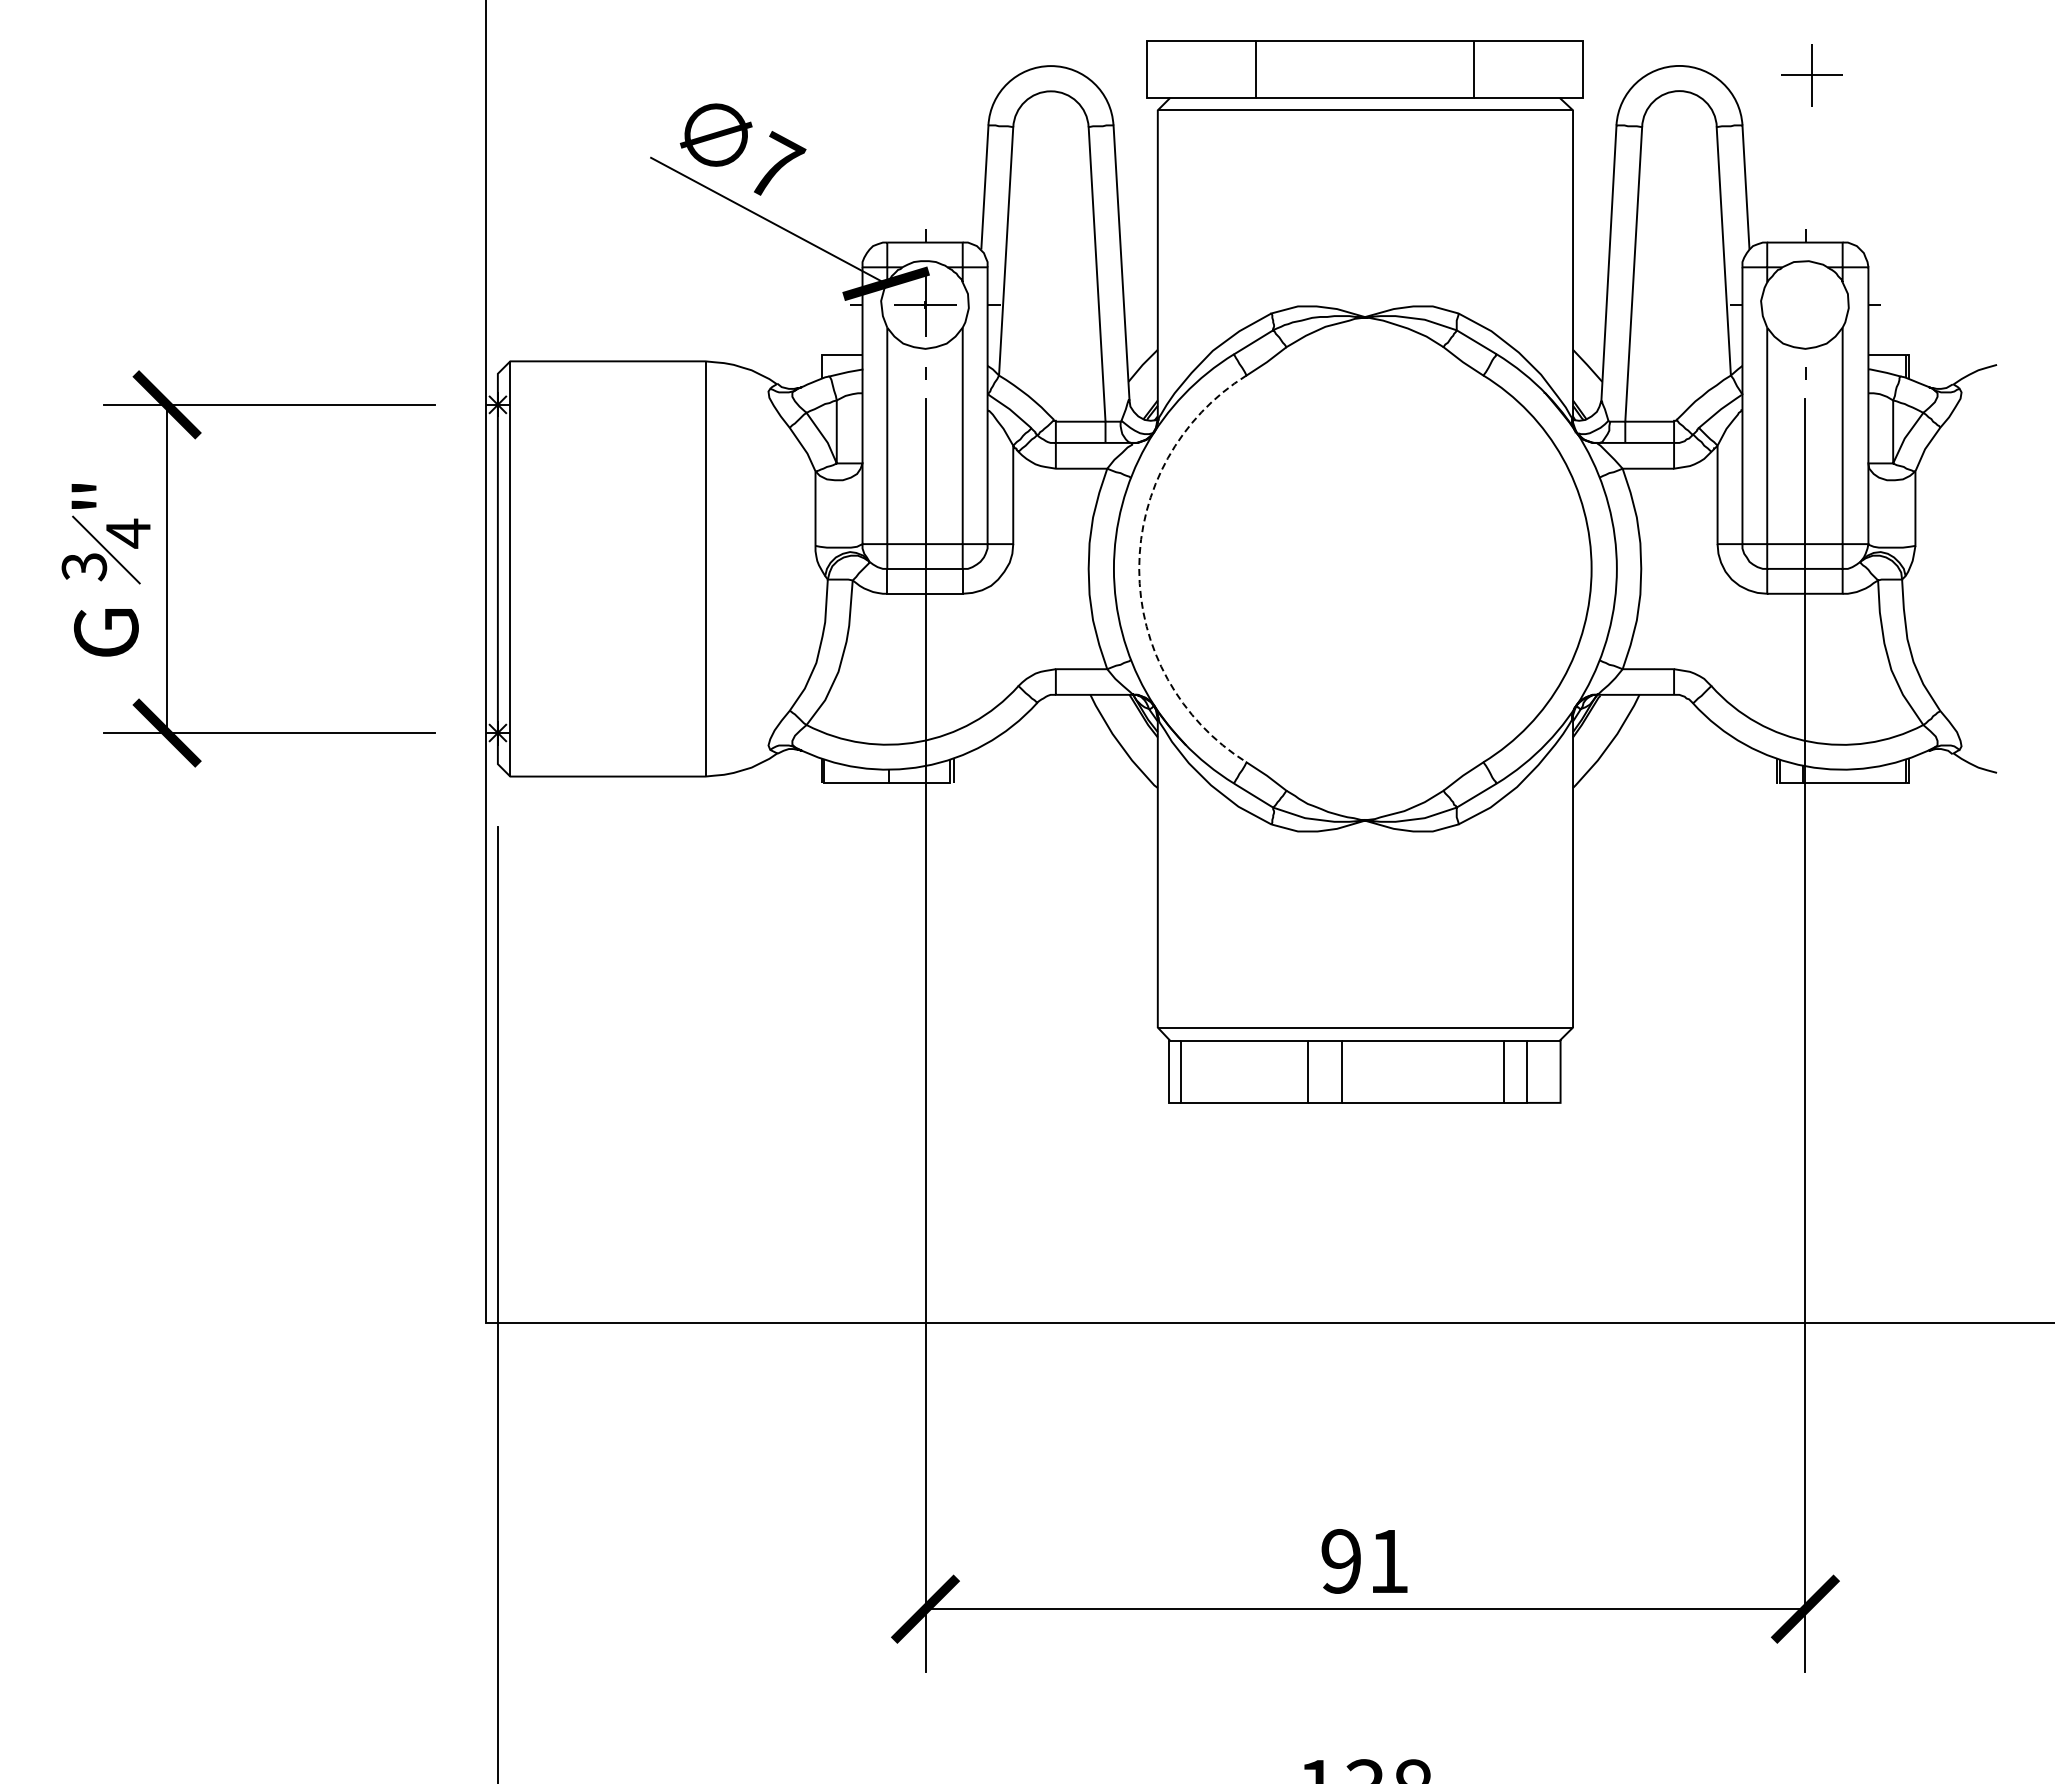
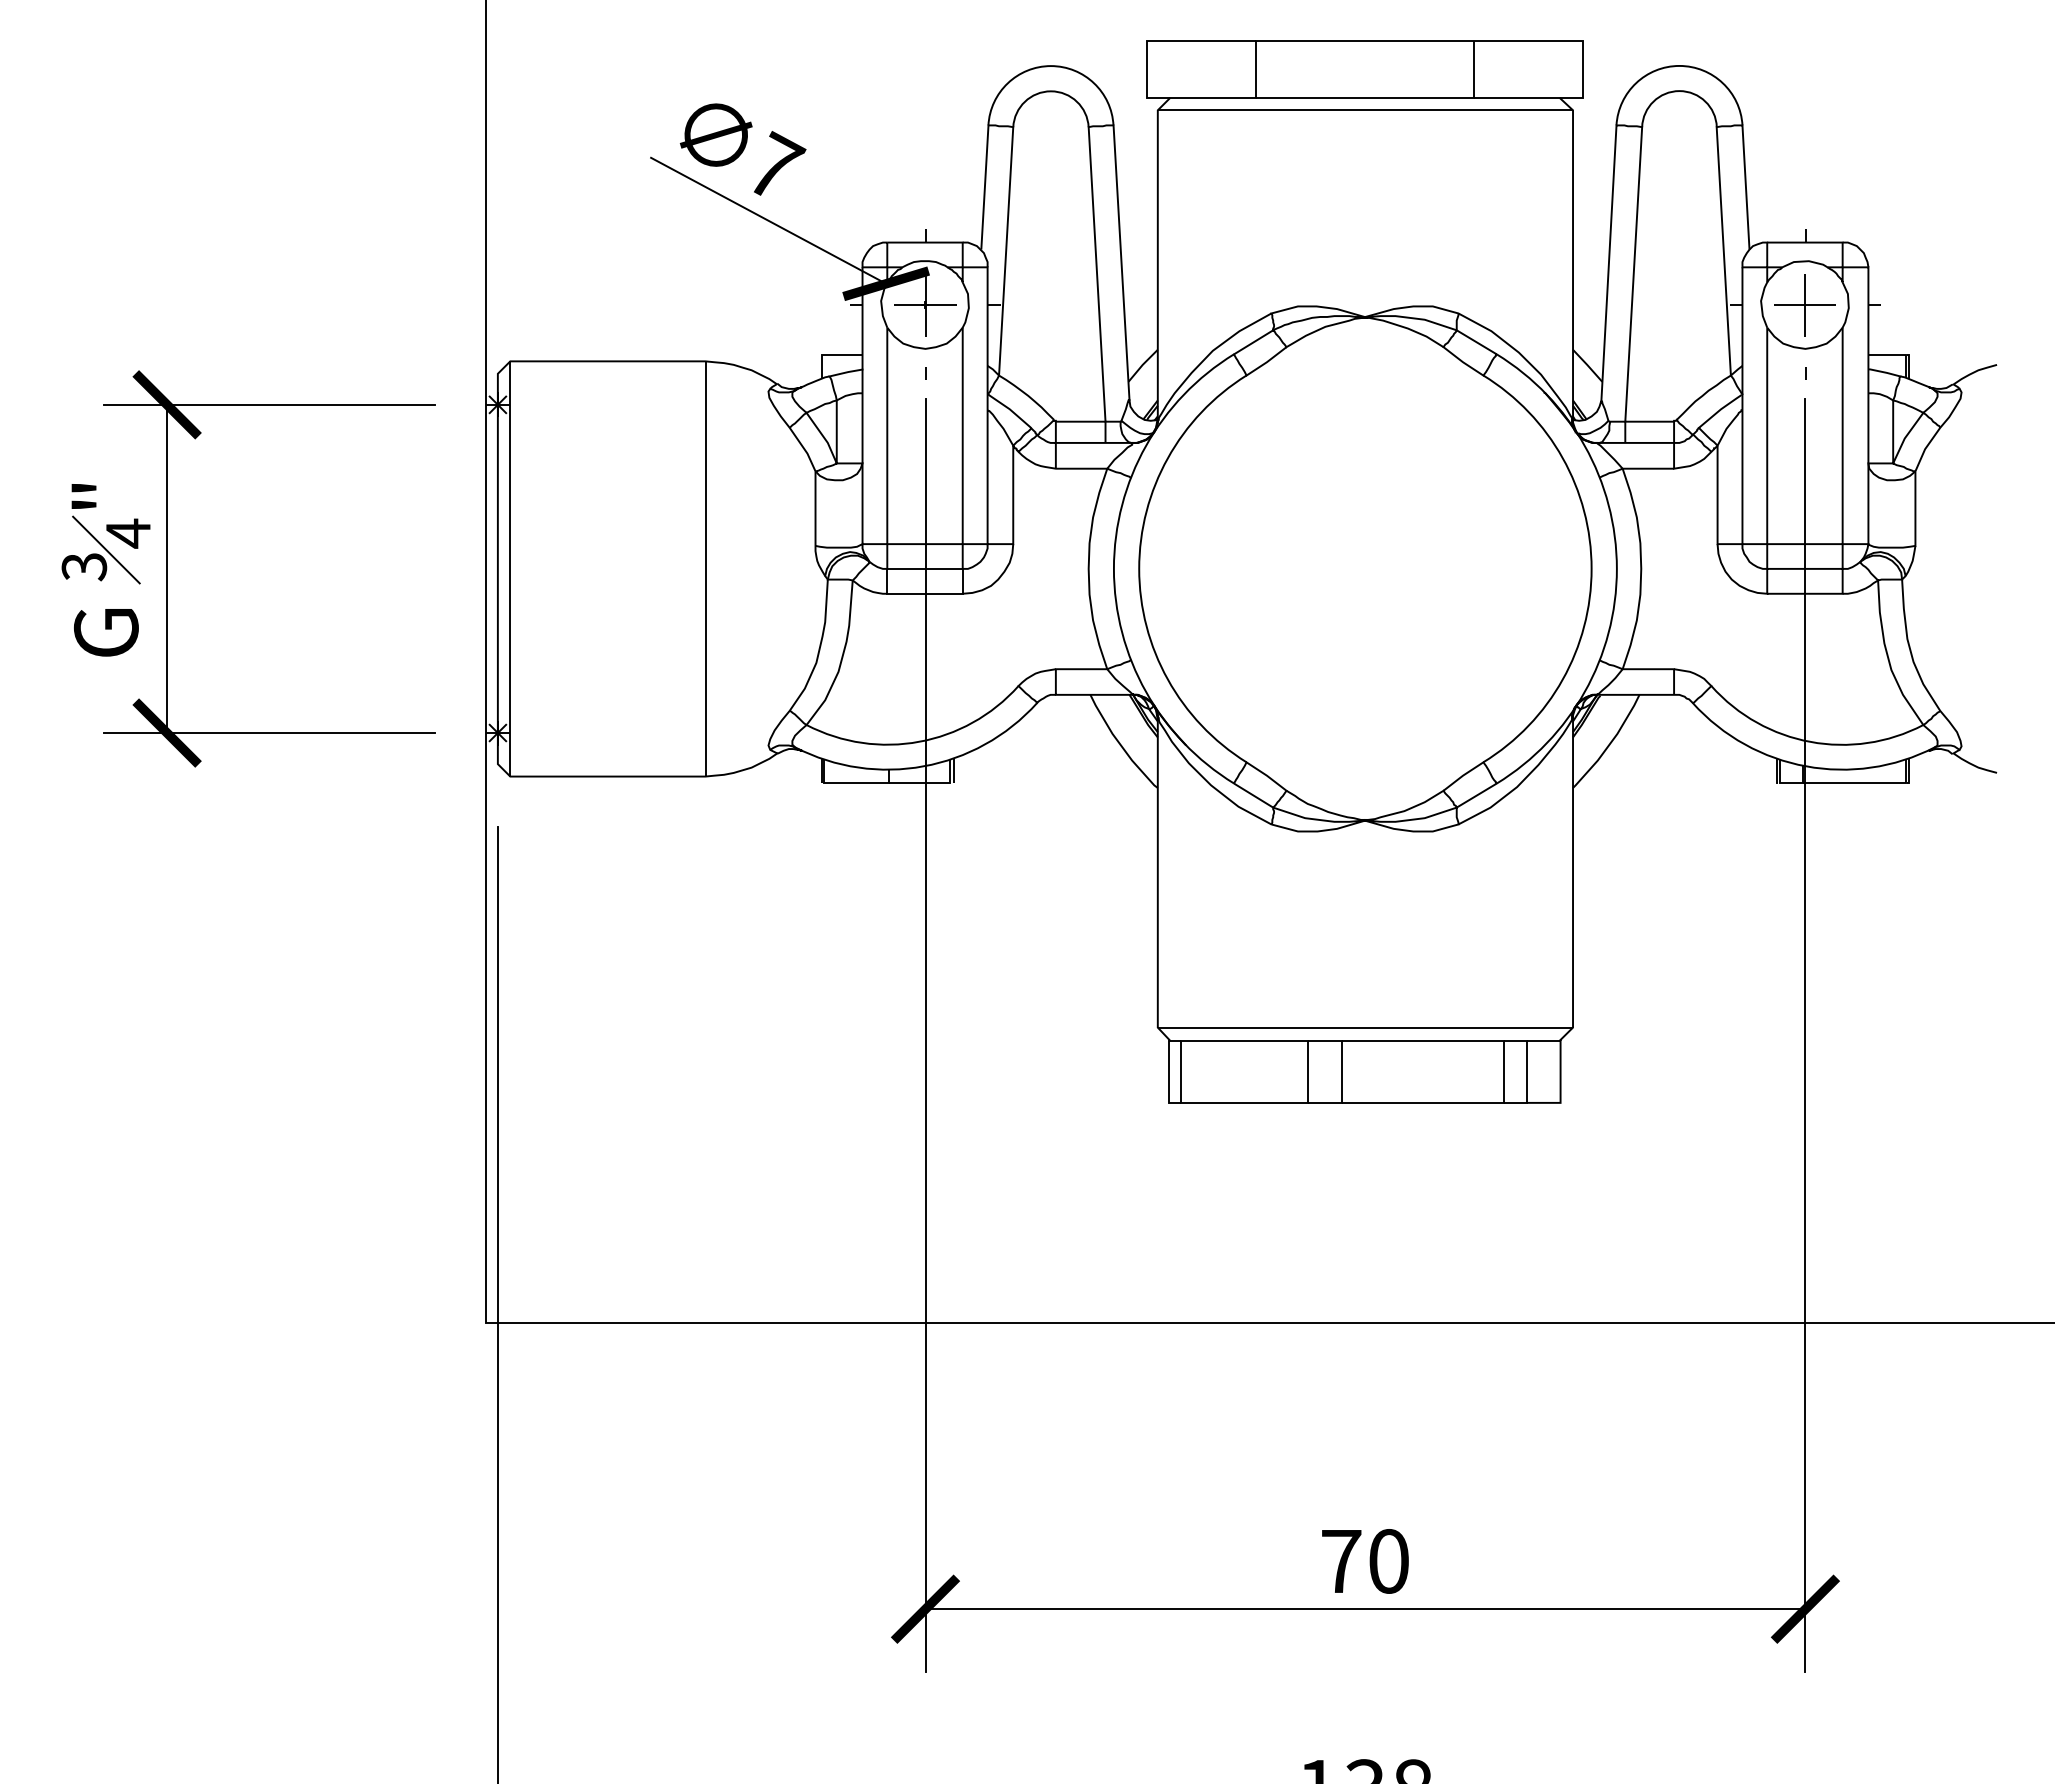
part position: (1811, 75) -> (1804, 305) (1804, 305)
arc: dashed -> solid (1139, 568)
text: 91 -> 70 (1364, 1561)
